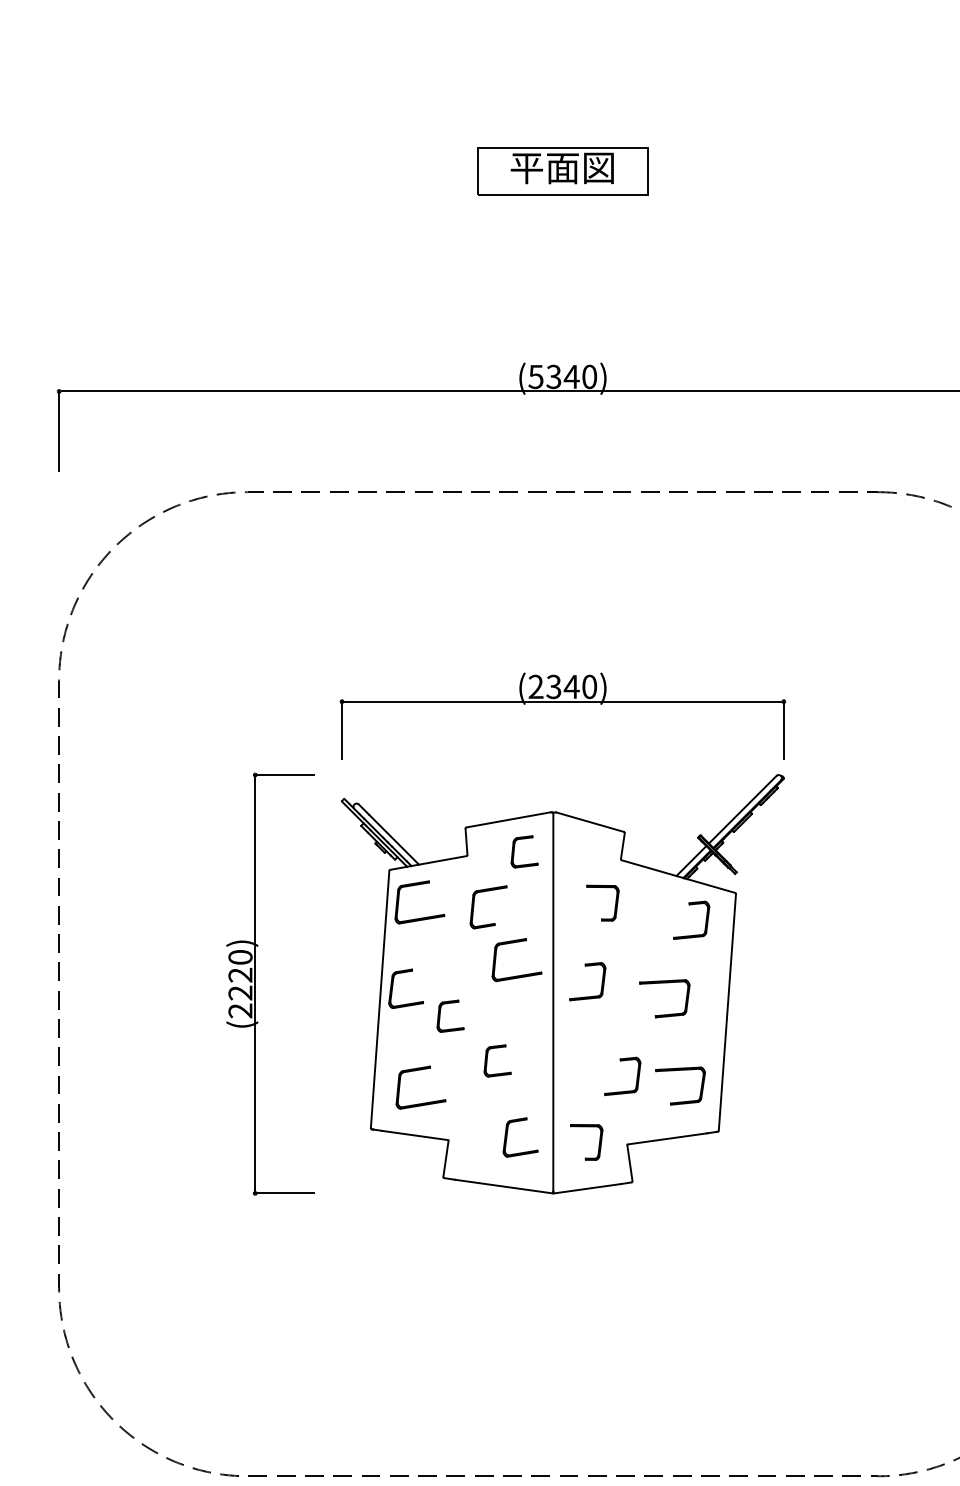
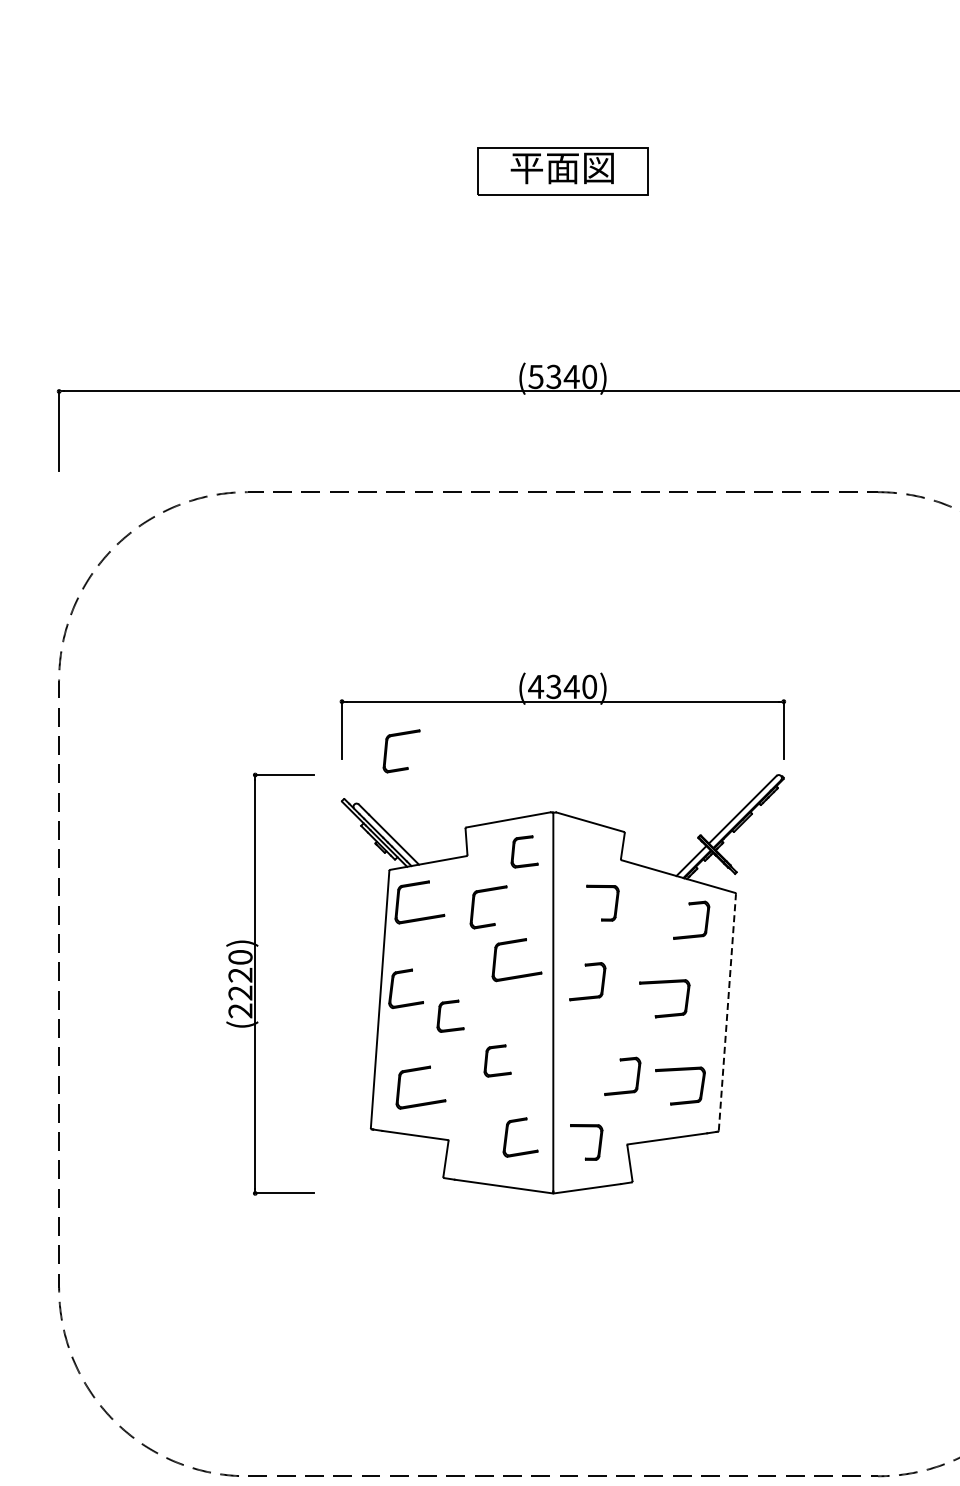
text: (2340) -> (4340) (536, 686)
part: none -> present (387, 751)
line: solid -> dashed (727, 1012)
